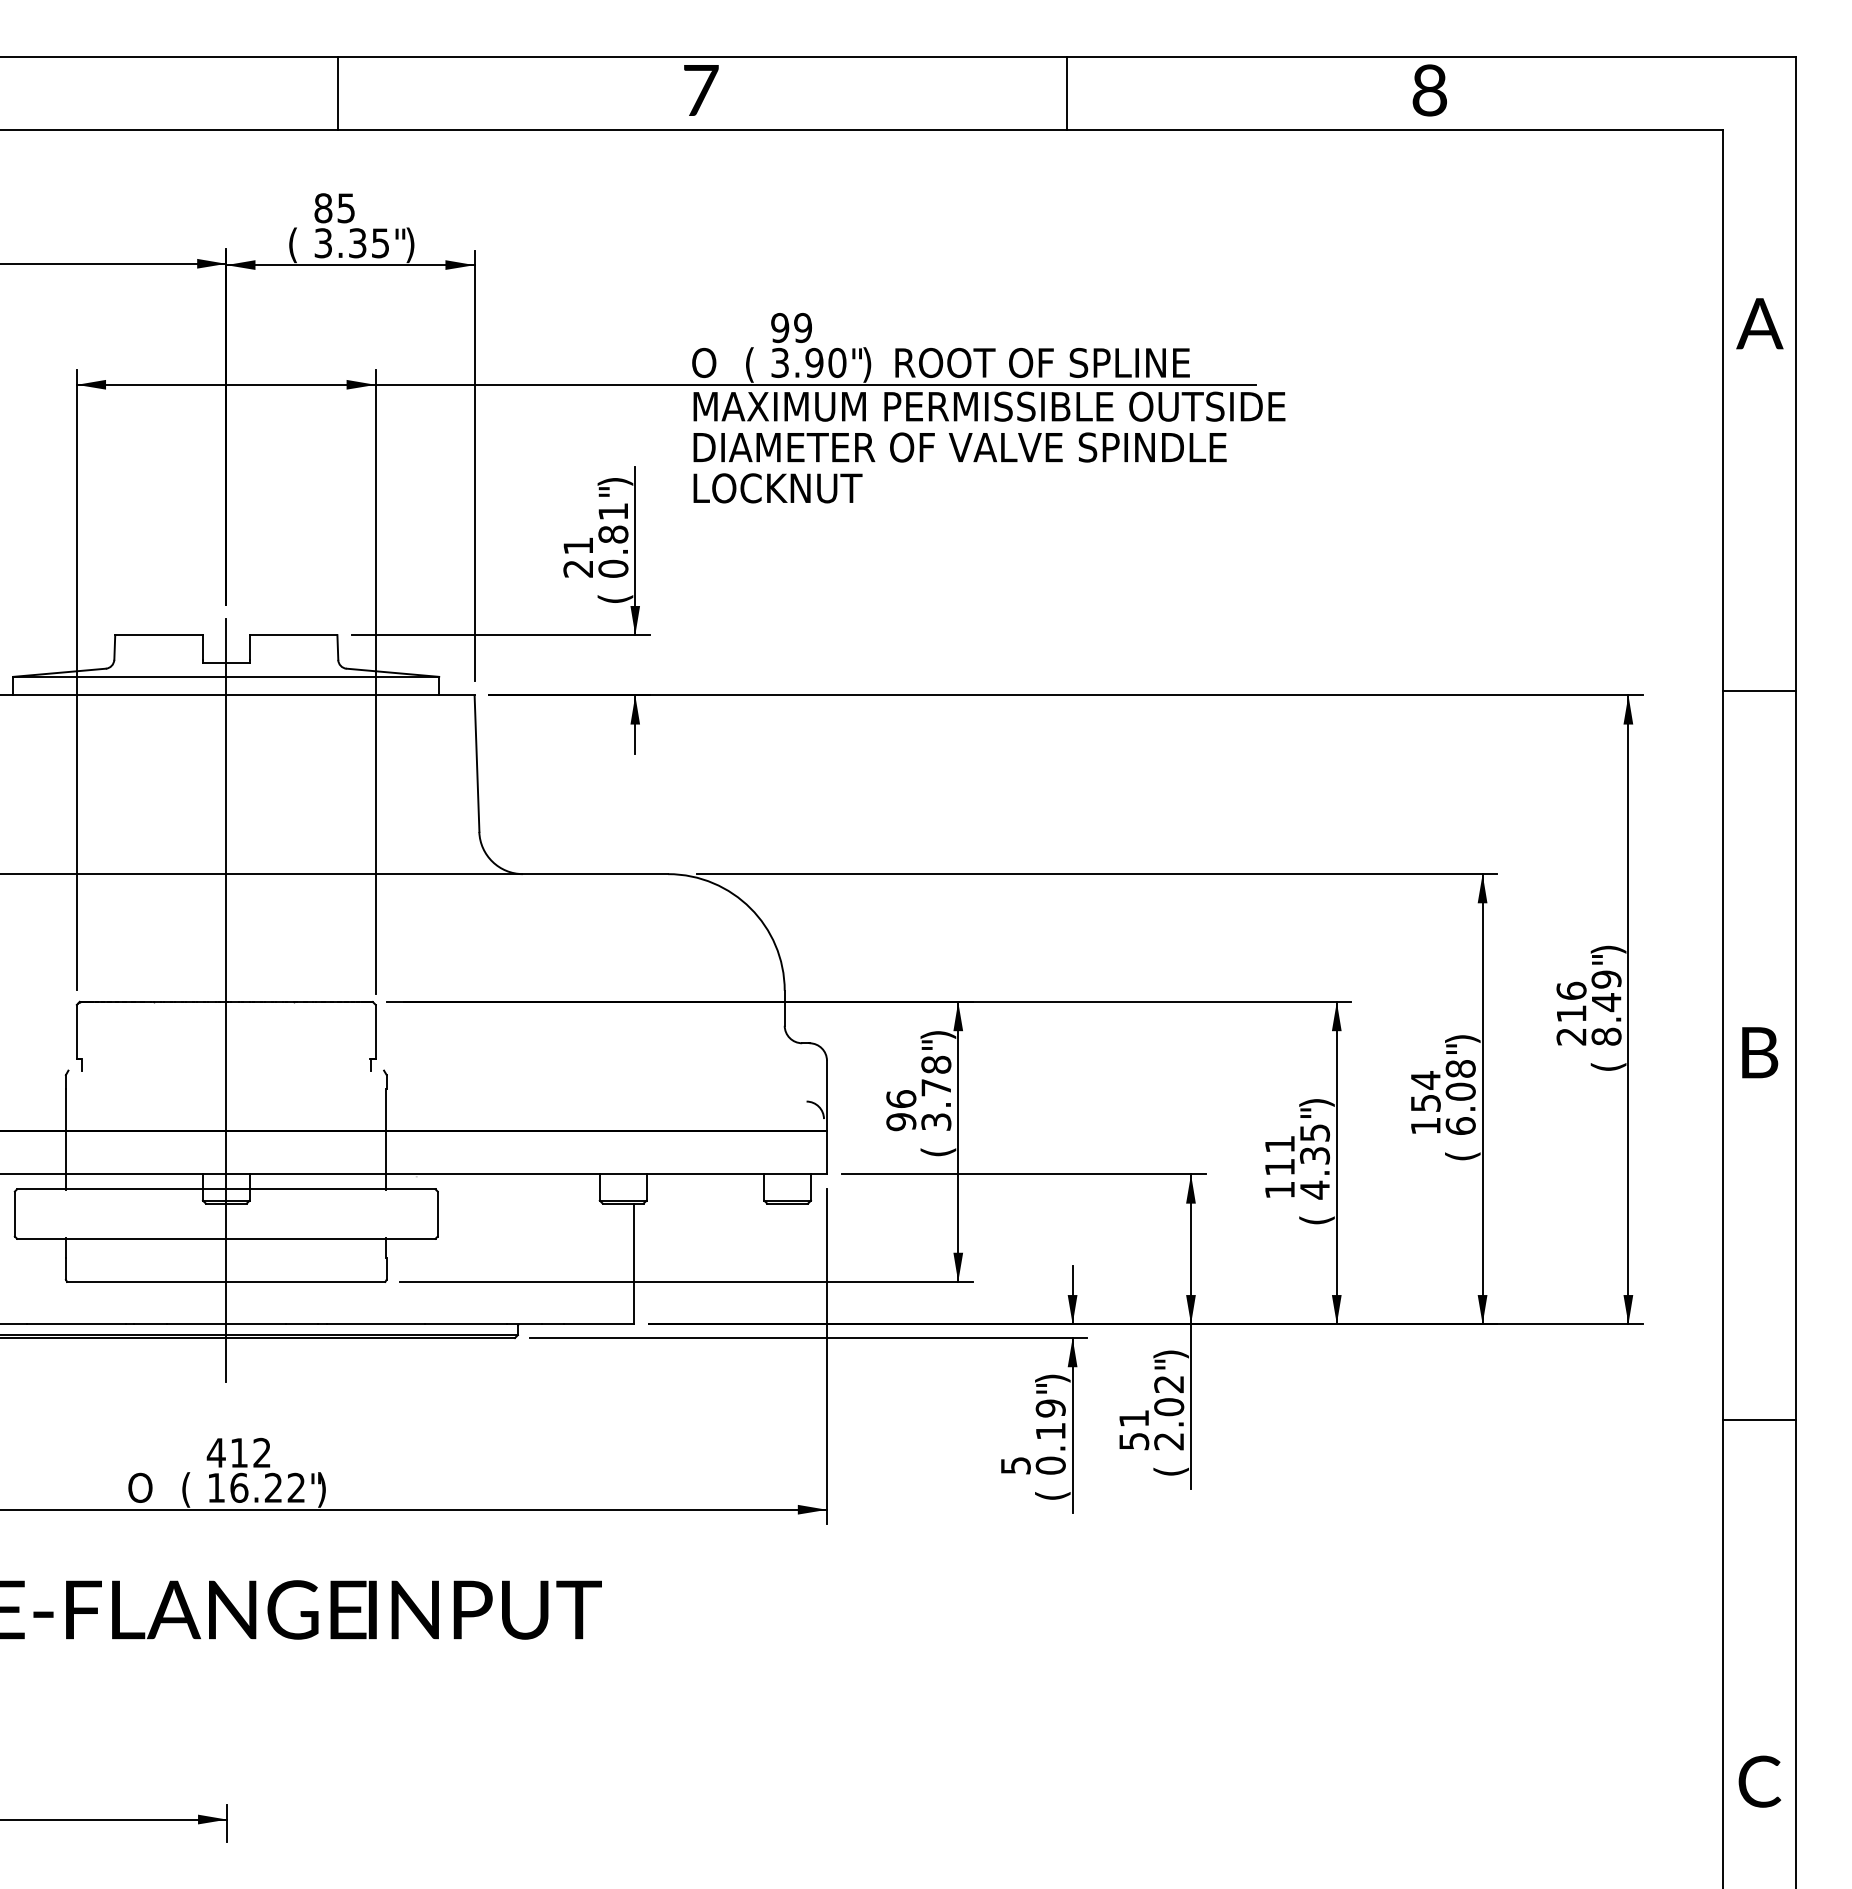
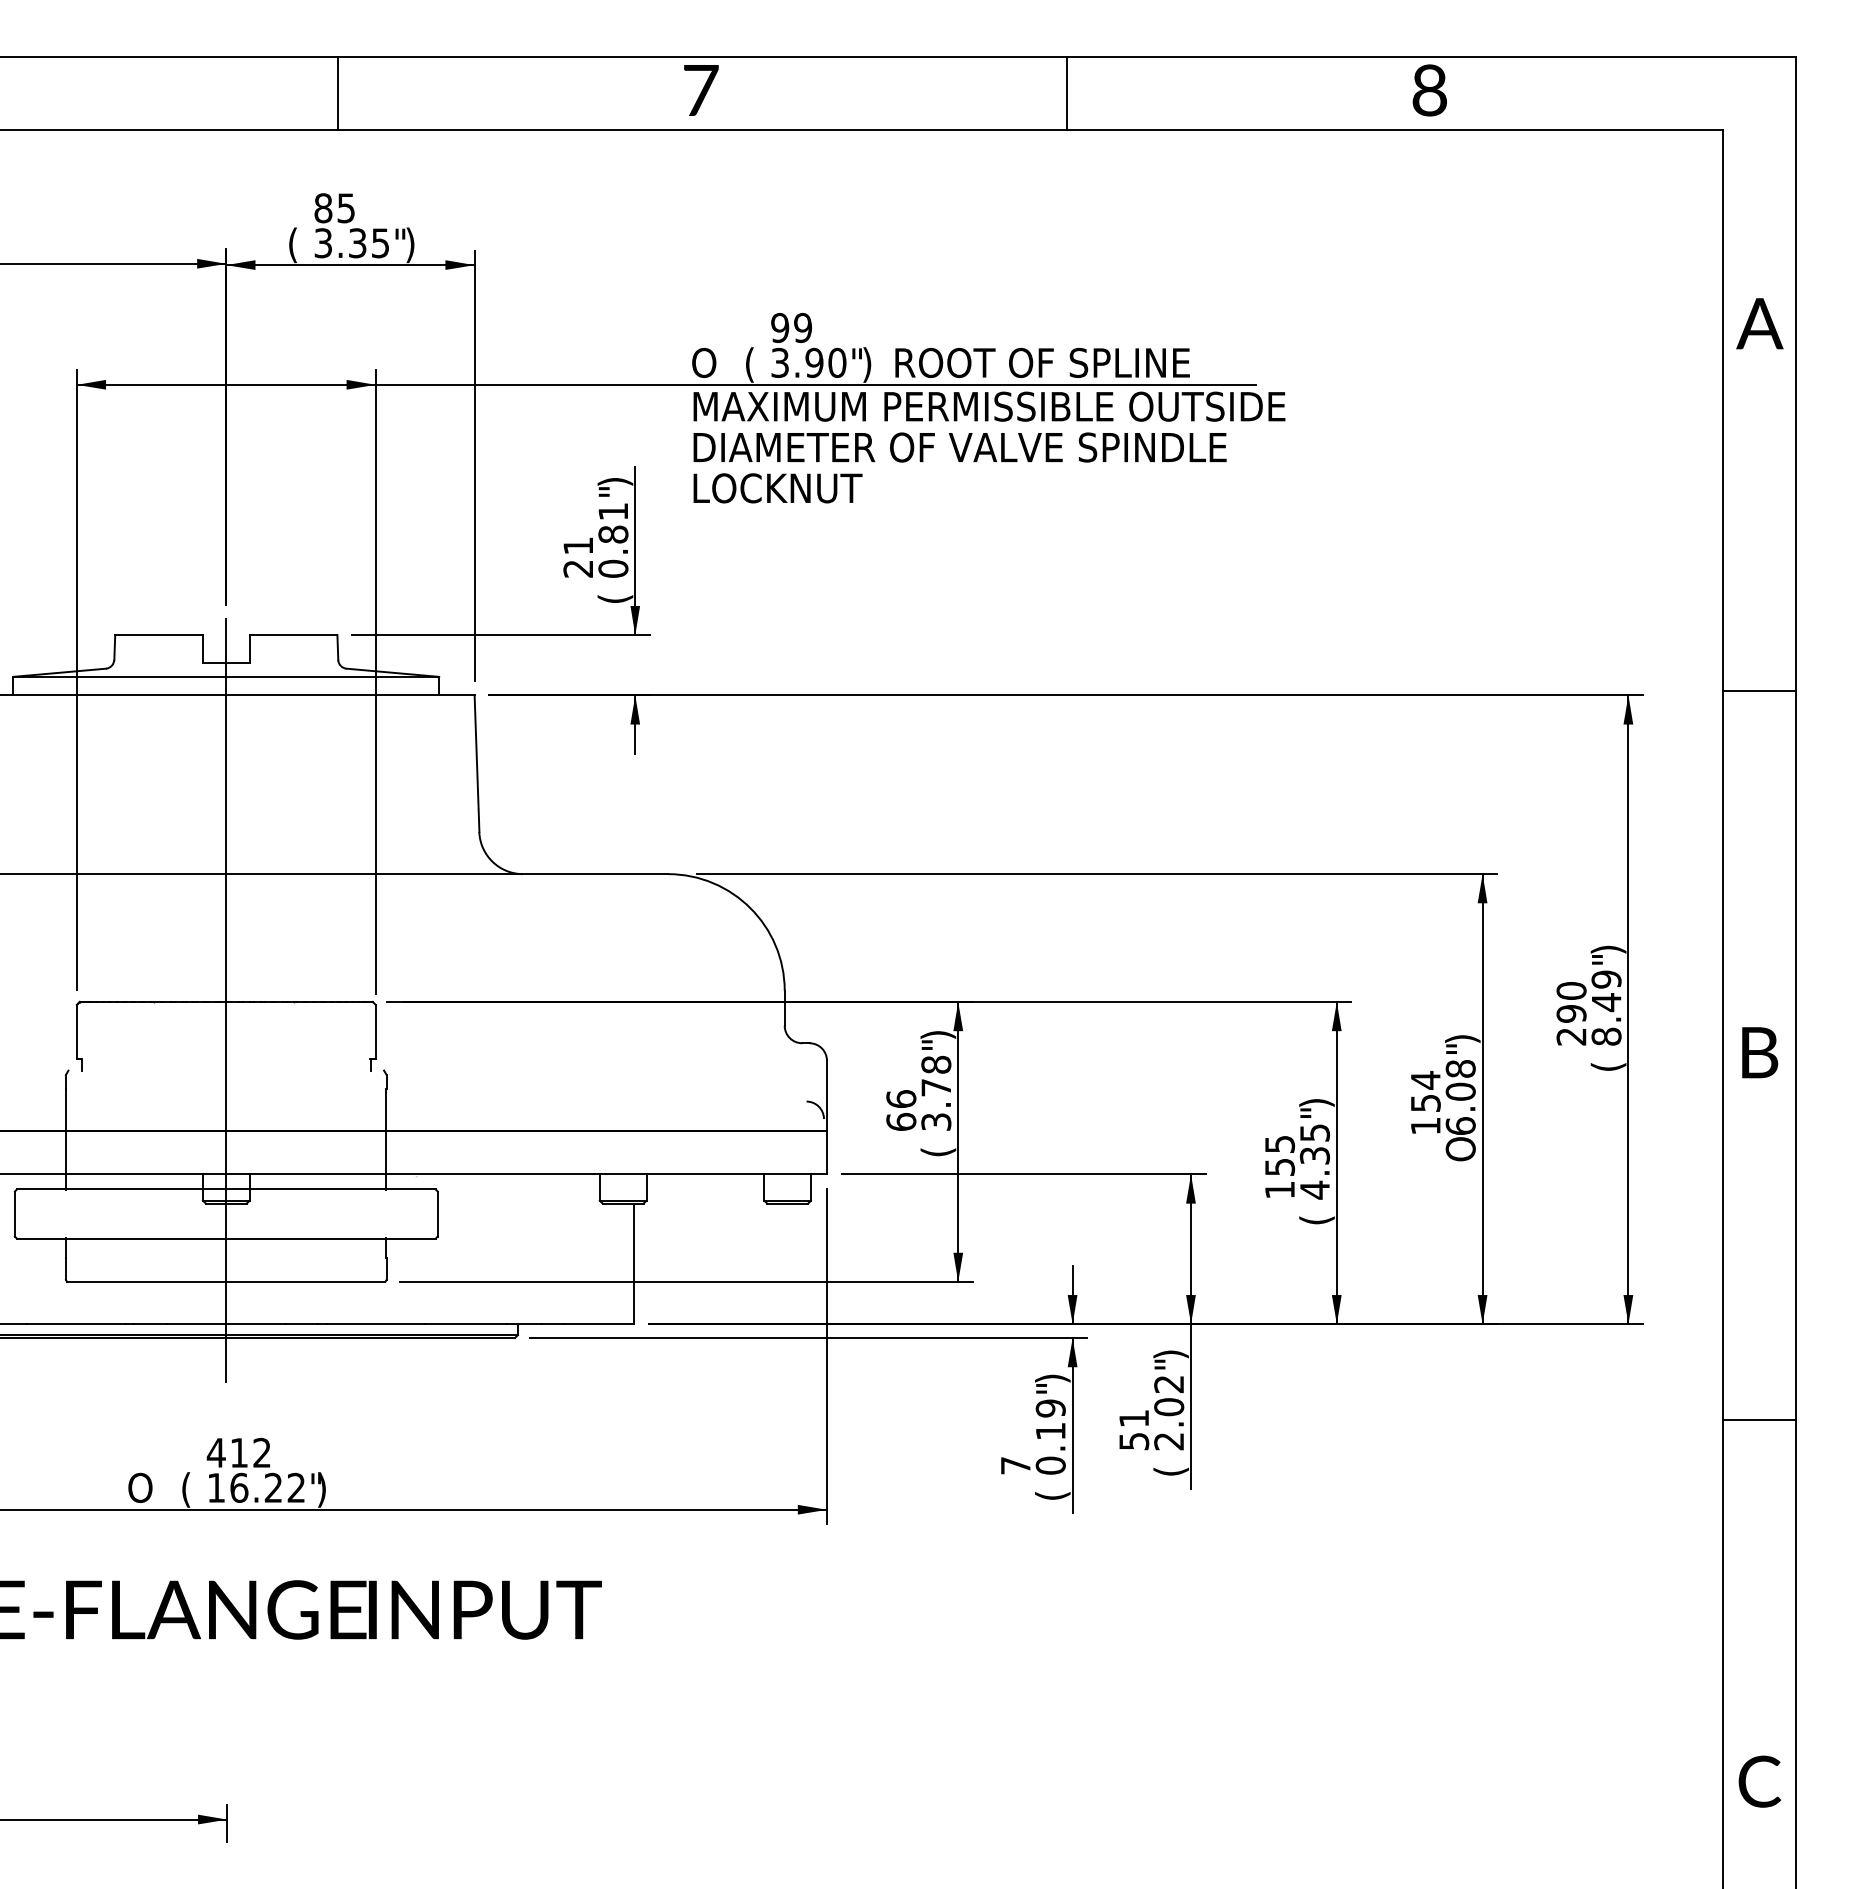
text: 216 -> 290 (1571, 1001)
text: 96 -> 66 (901, 1121)
text: ( -> O (1462, 1149)
text: 111 -> 155 (1280, 1155)
text: 5 -> 7 (1015, 1465)
